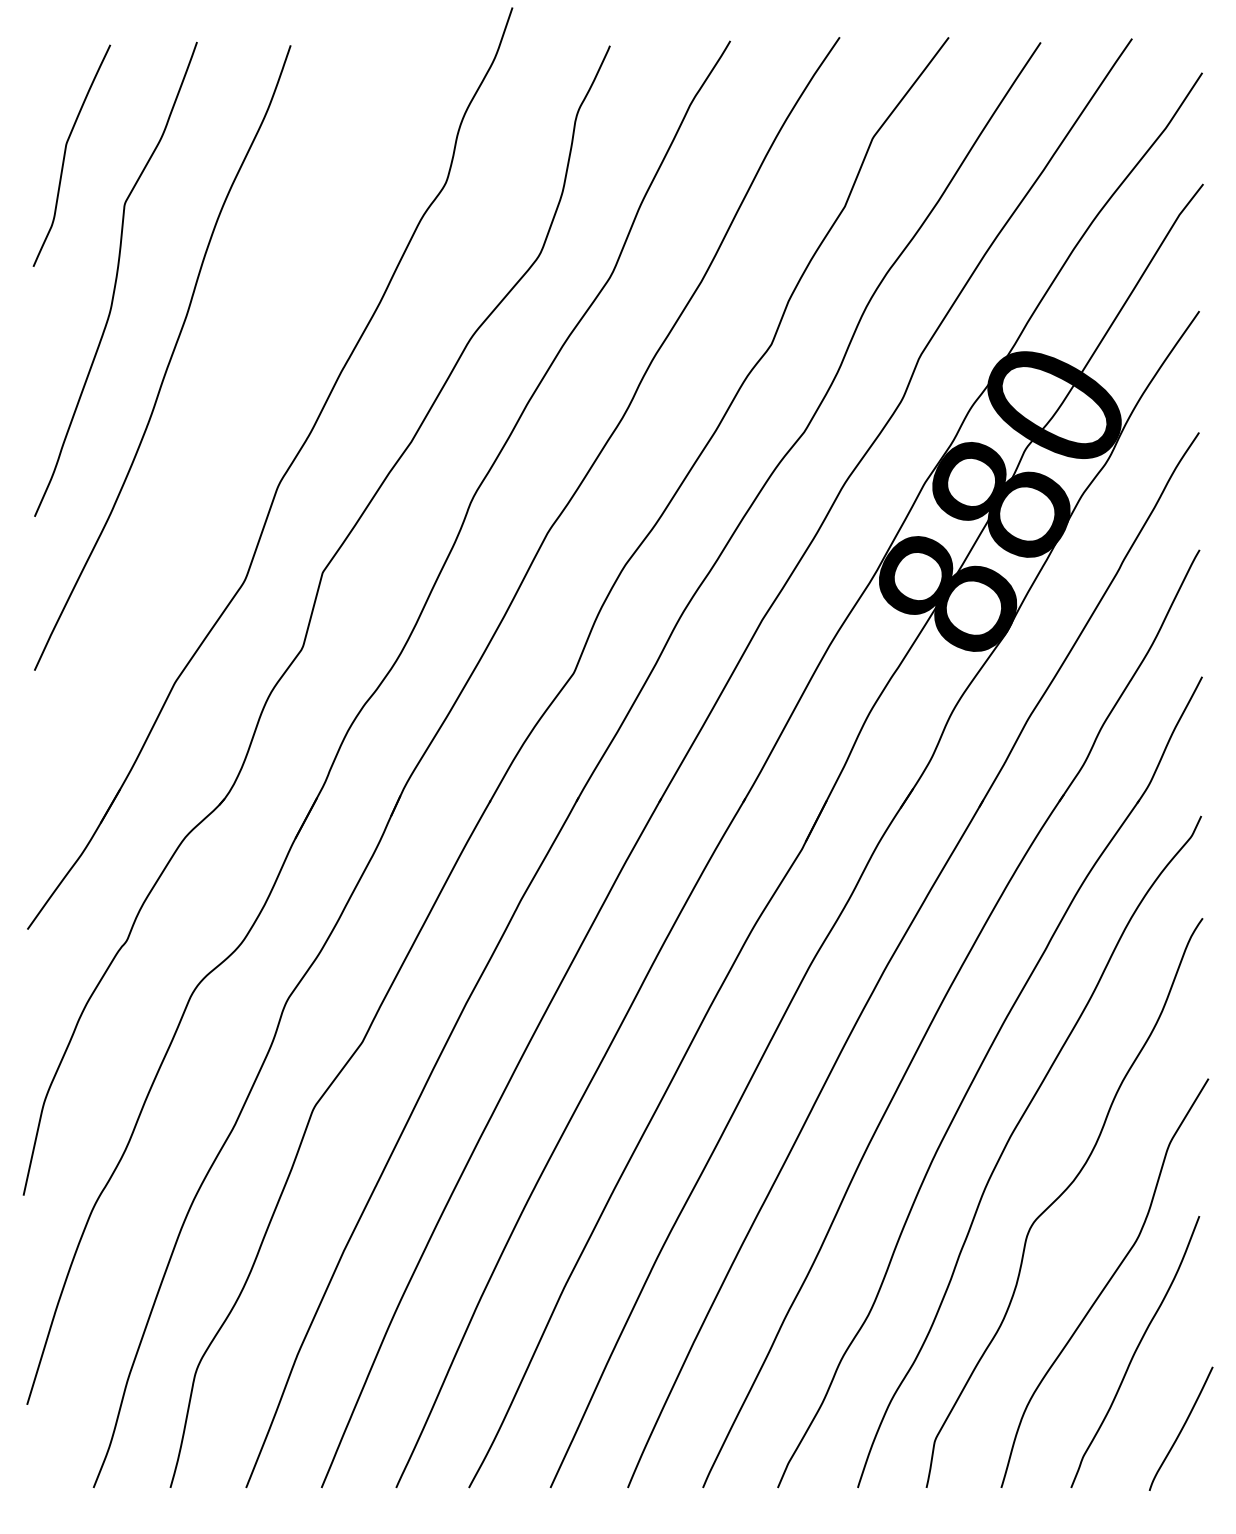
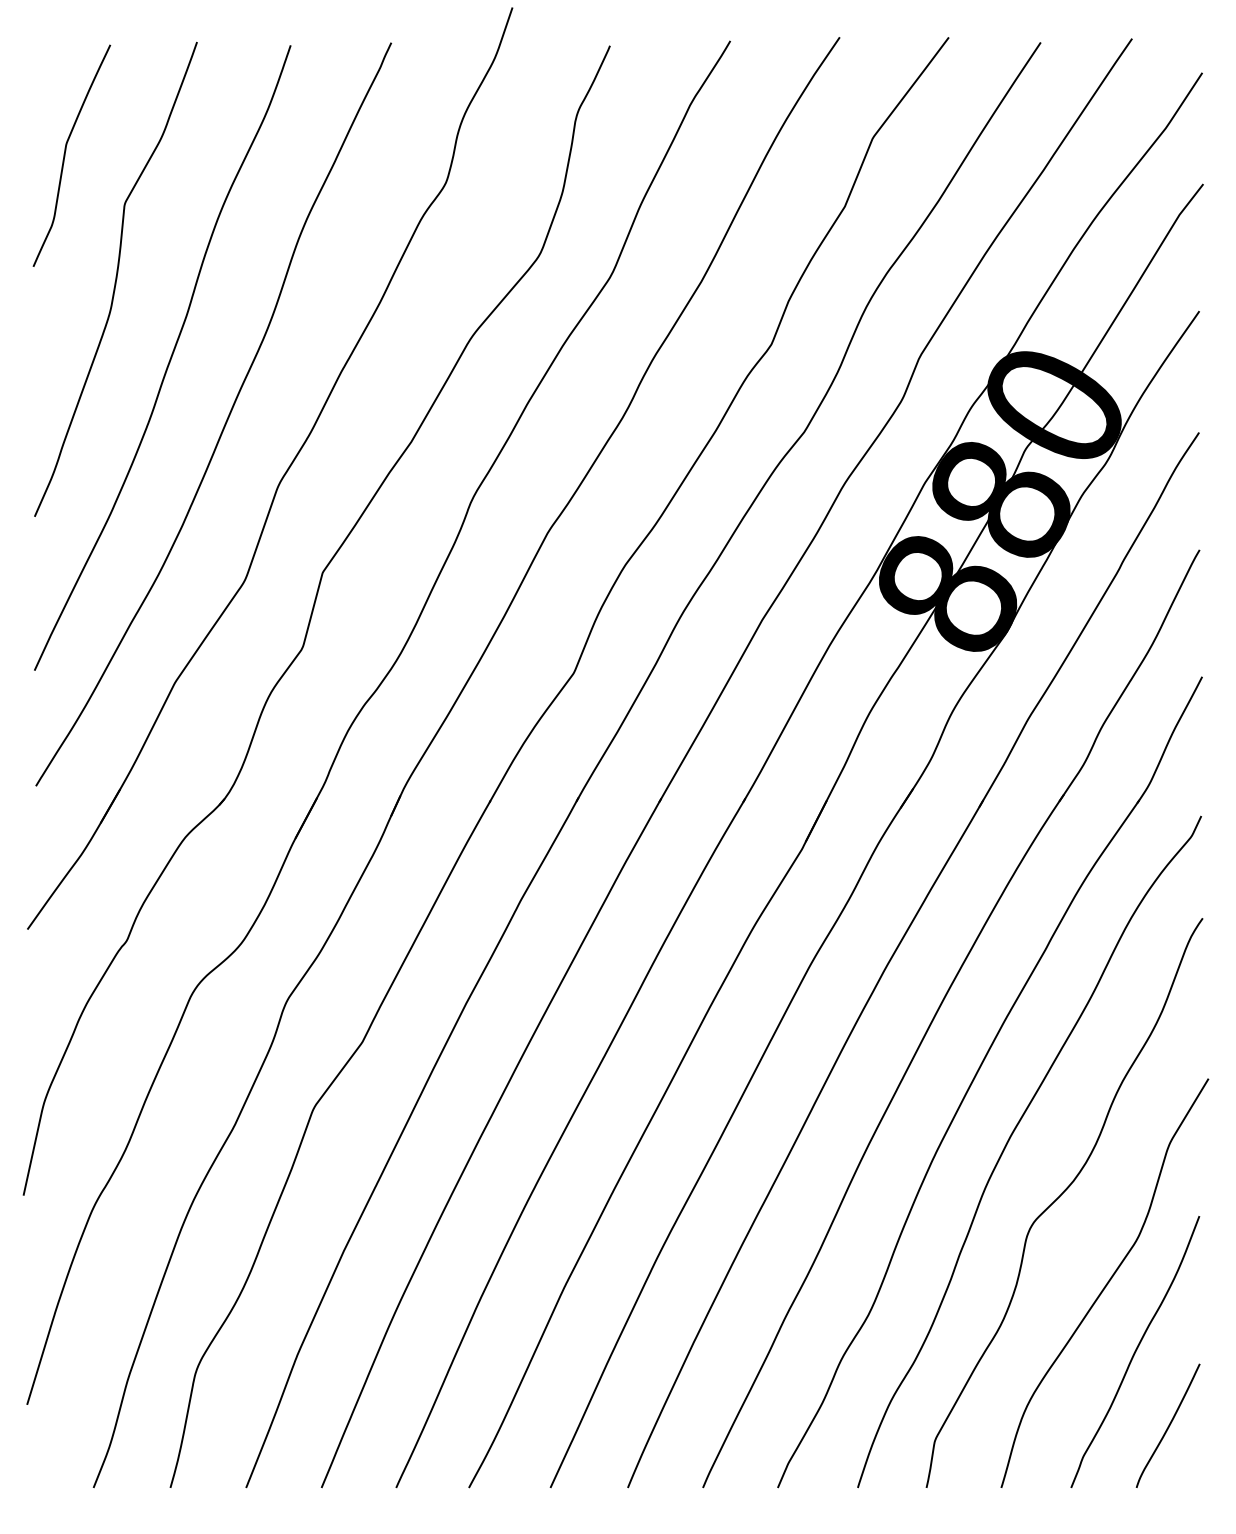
curve: none -> present (225, 421)
curve position: (1181, 1428) -> (1168, 1425) (1168, 1425)
